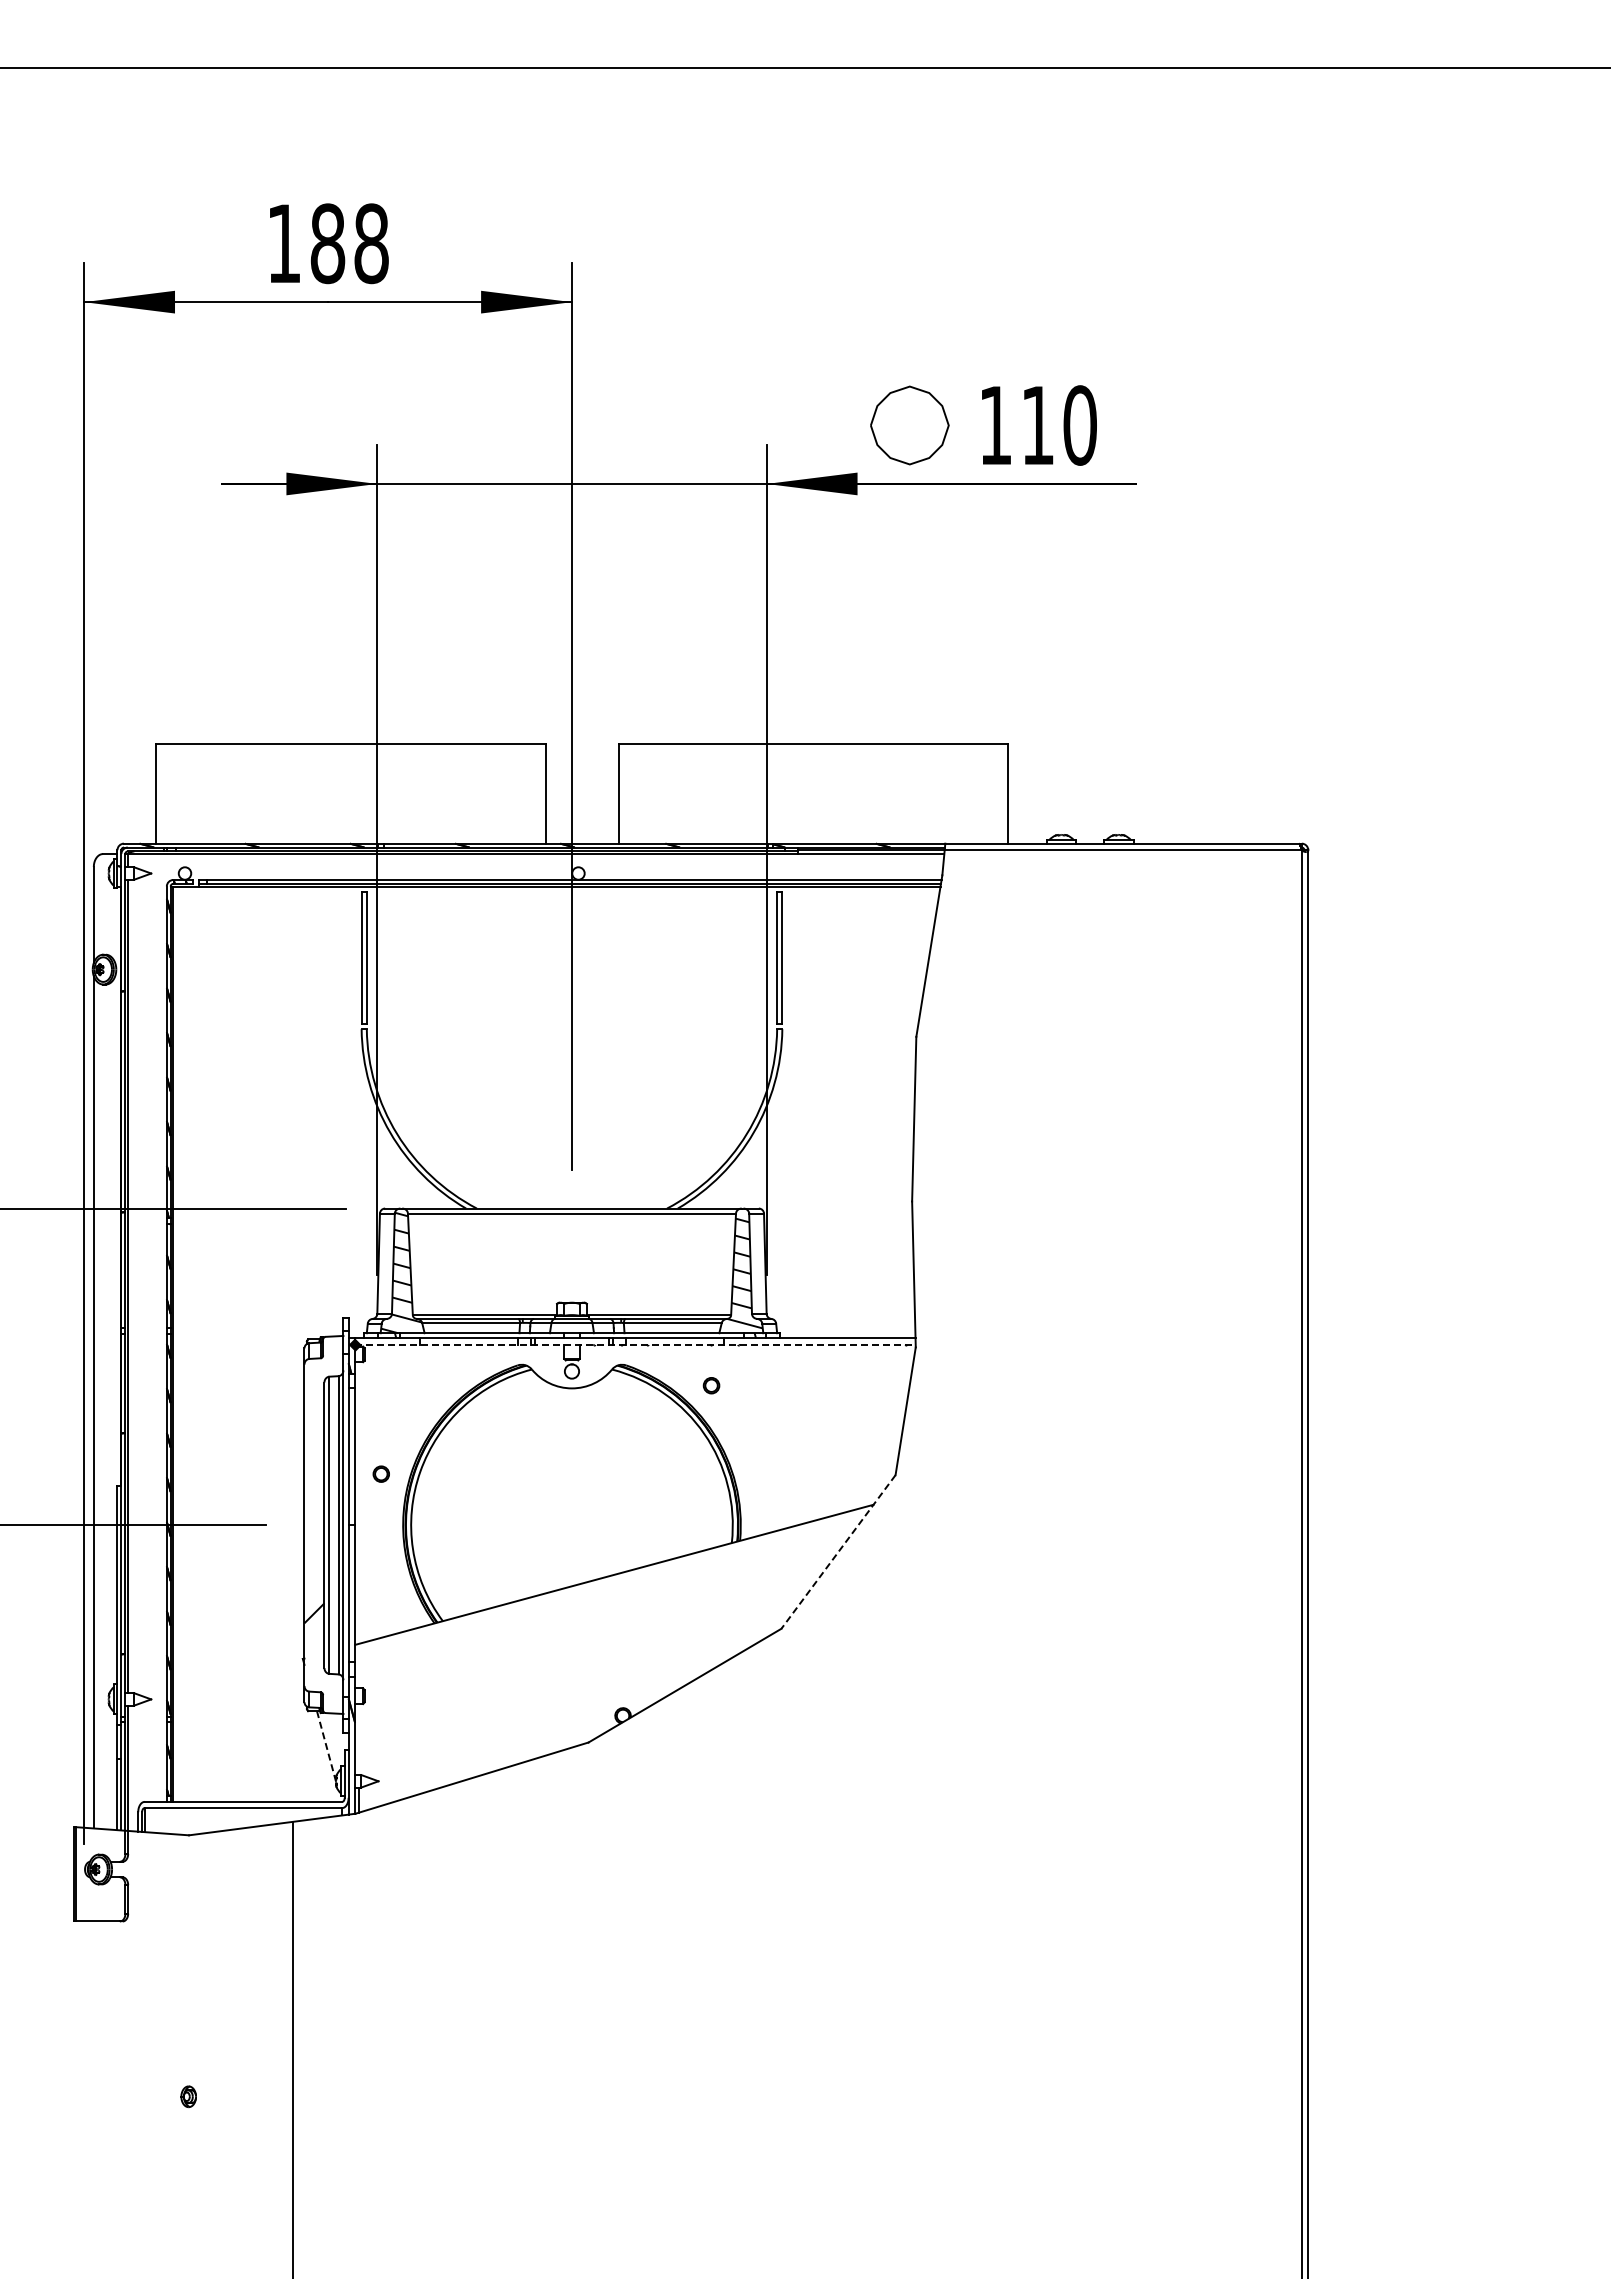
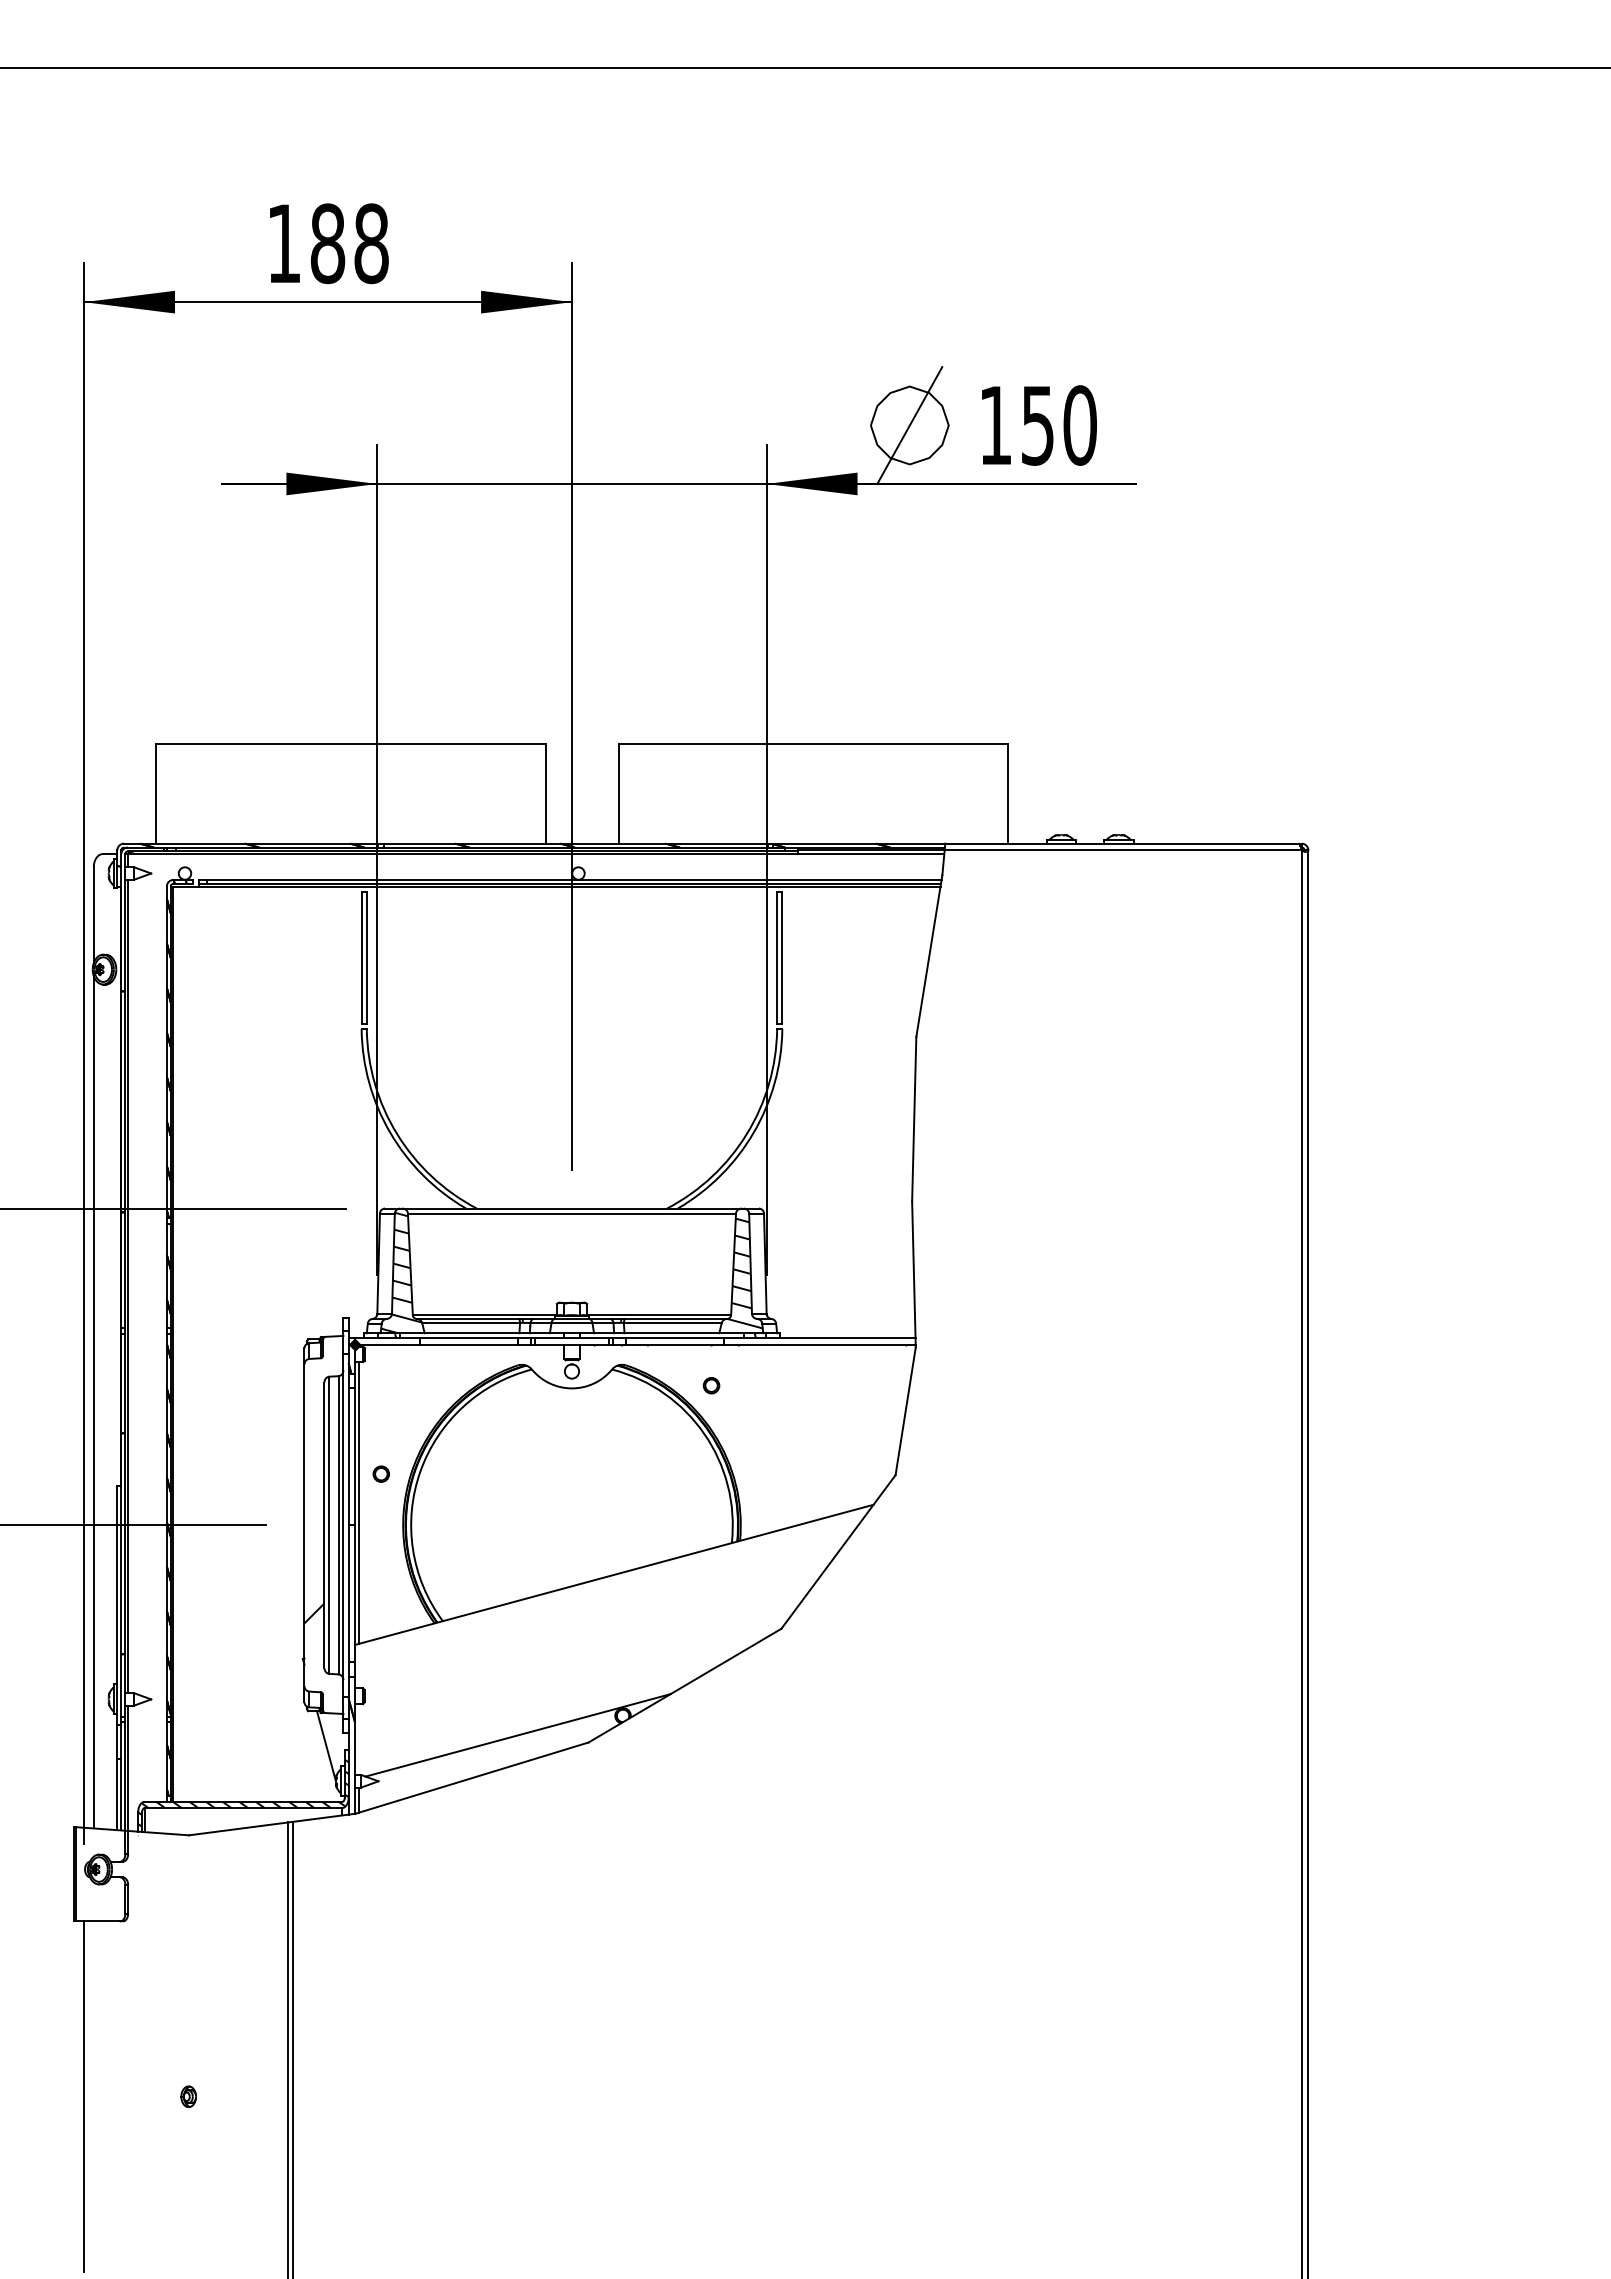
line: none -> present (909, 425)
text: 110 -> 150 (1037, 425)
line: dashed -> solid (635, 1344)
line: none -> present (359, 1502)
line: dashed -> solid (838, 1551)
line: none -> present (517, 1735)
line: dashed -> solid (326, 1746)
hatch: none -> present (243, 1792)
line: none -> present (288, 2048)
line: none -> present (84, 2096)
